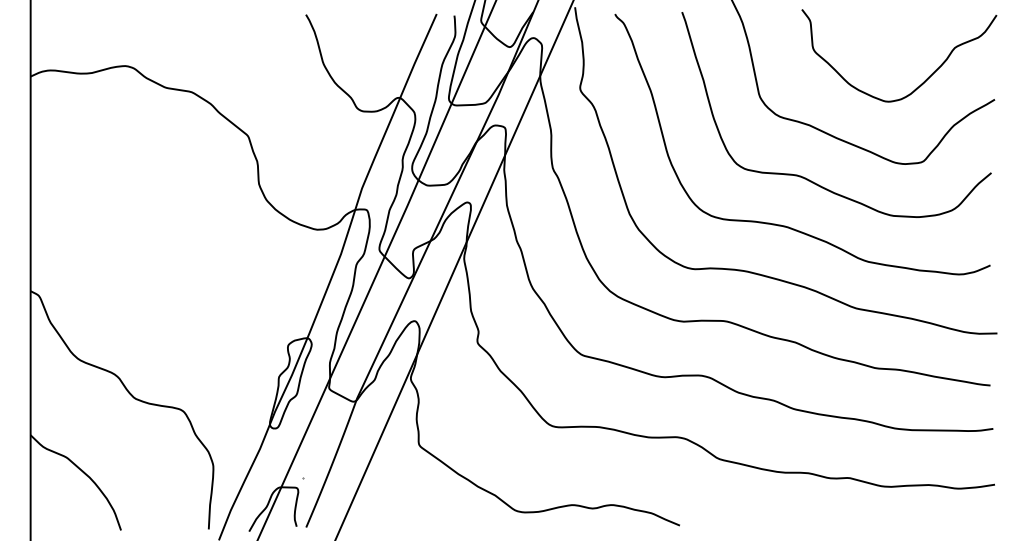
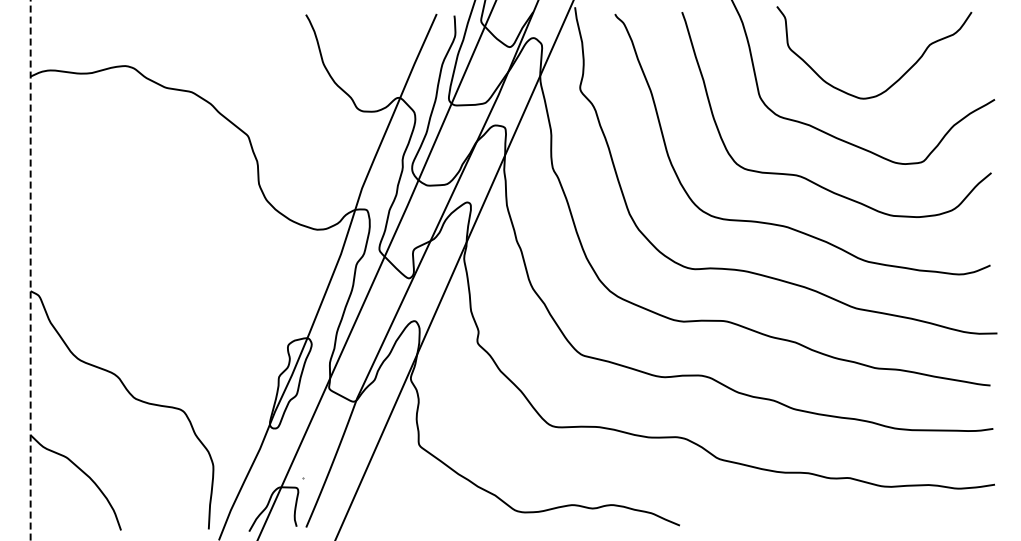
curve position: (924, 80) -> (899, 77) (899, 77)
line: solid -> dashed (30, 269)
